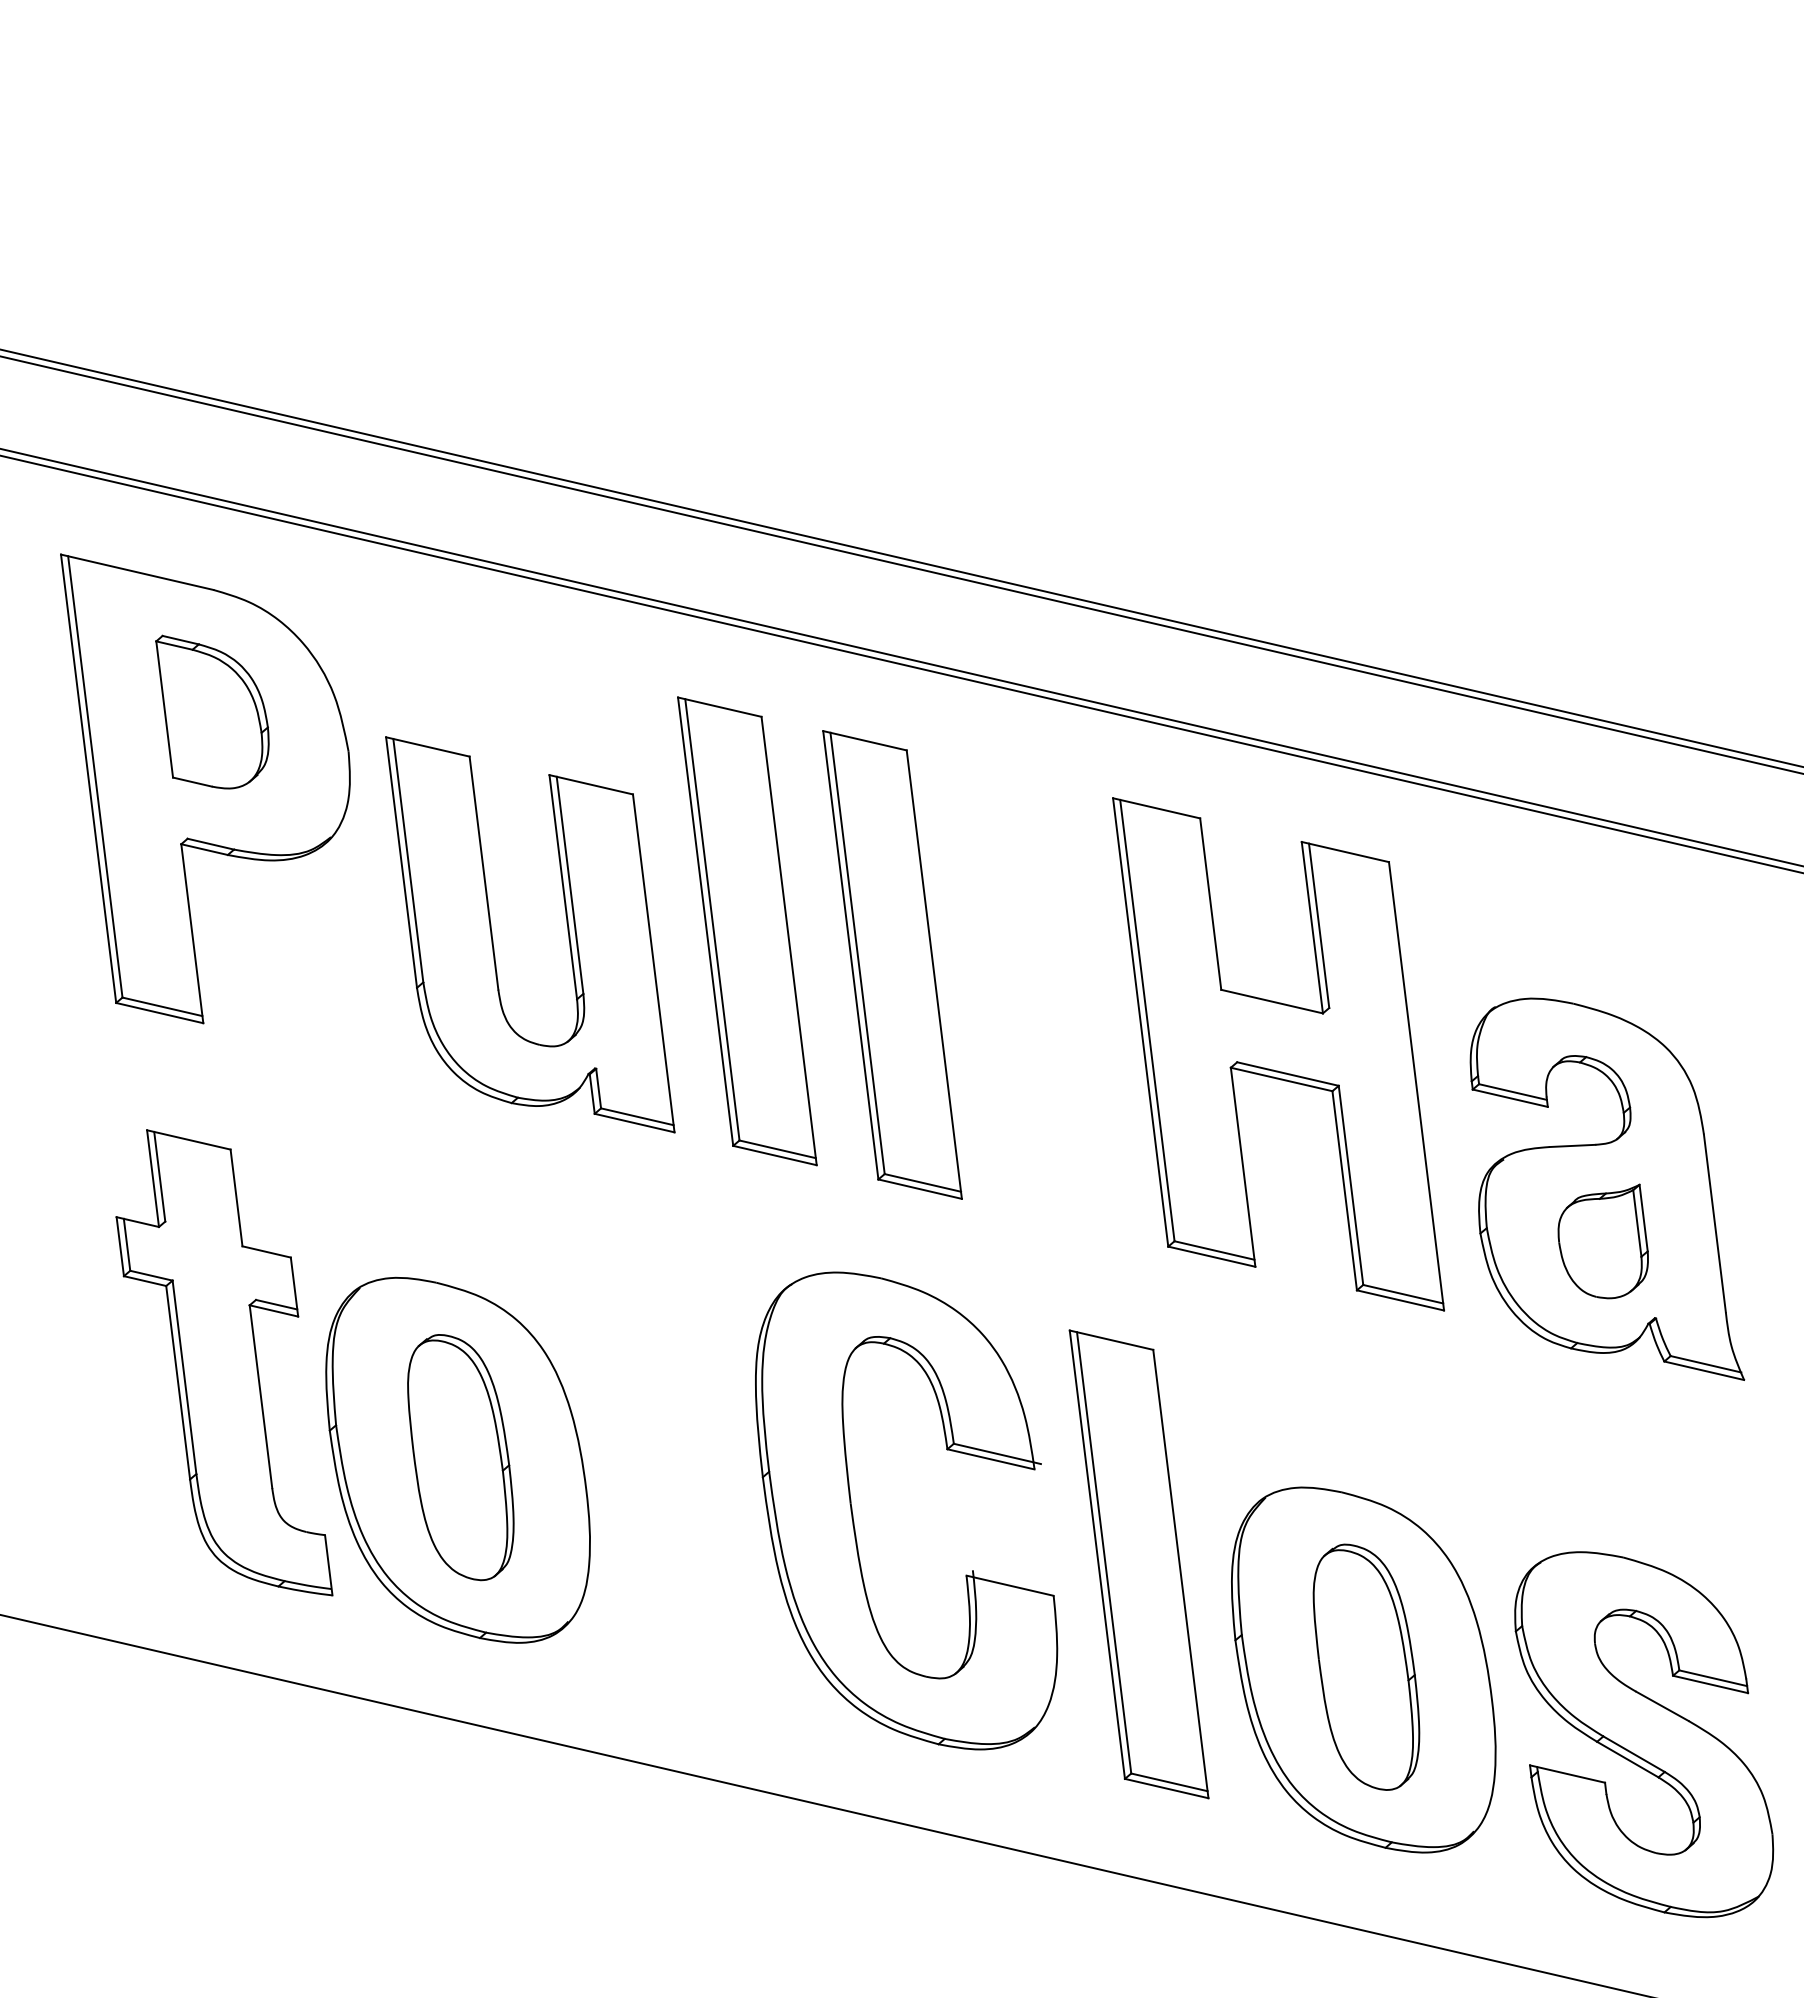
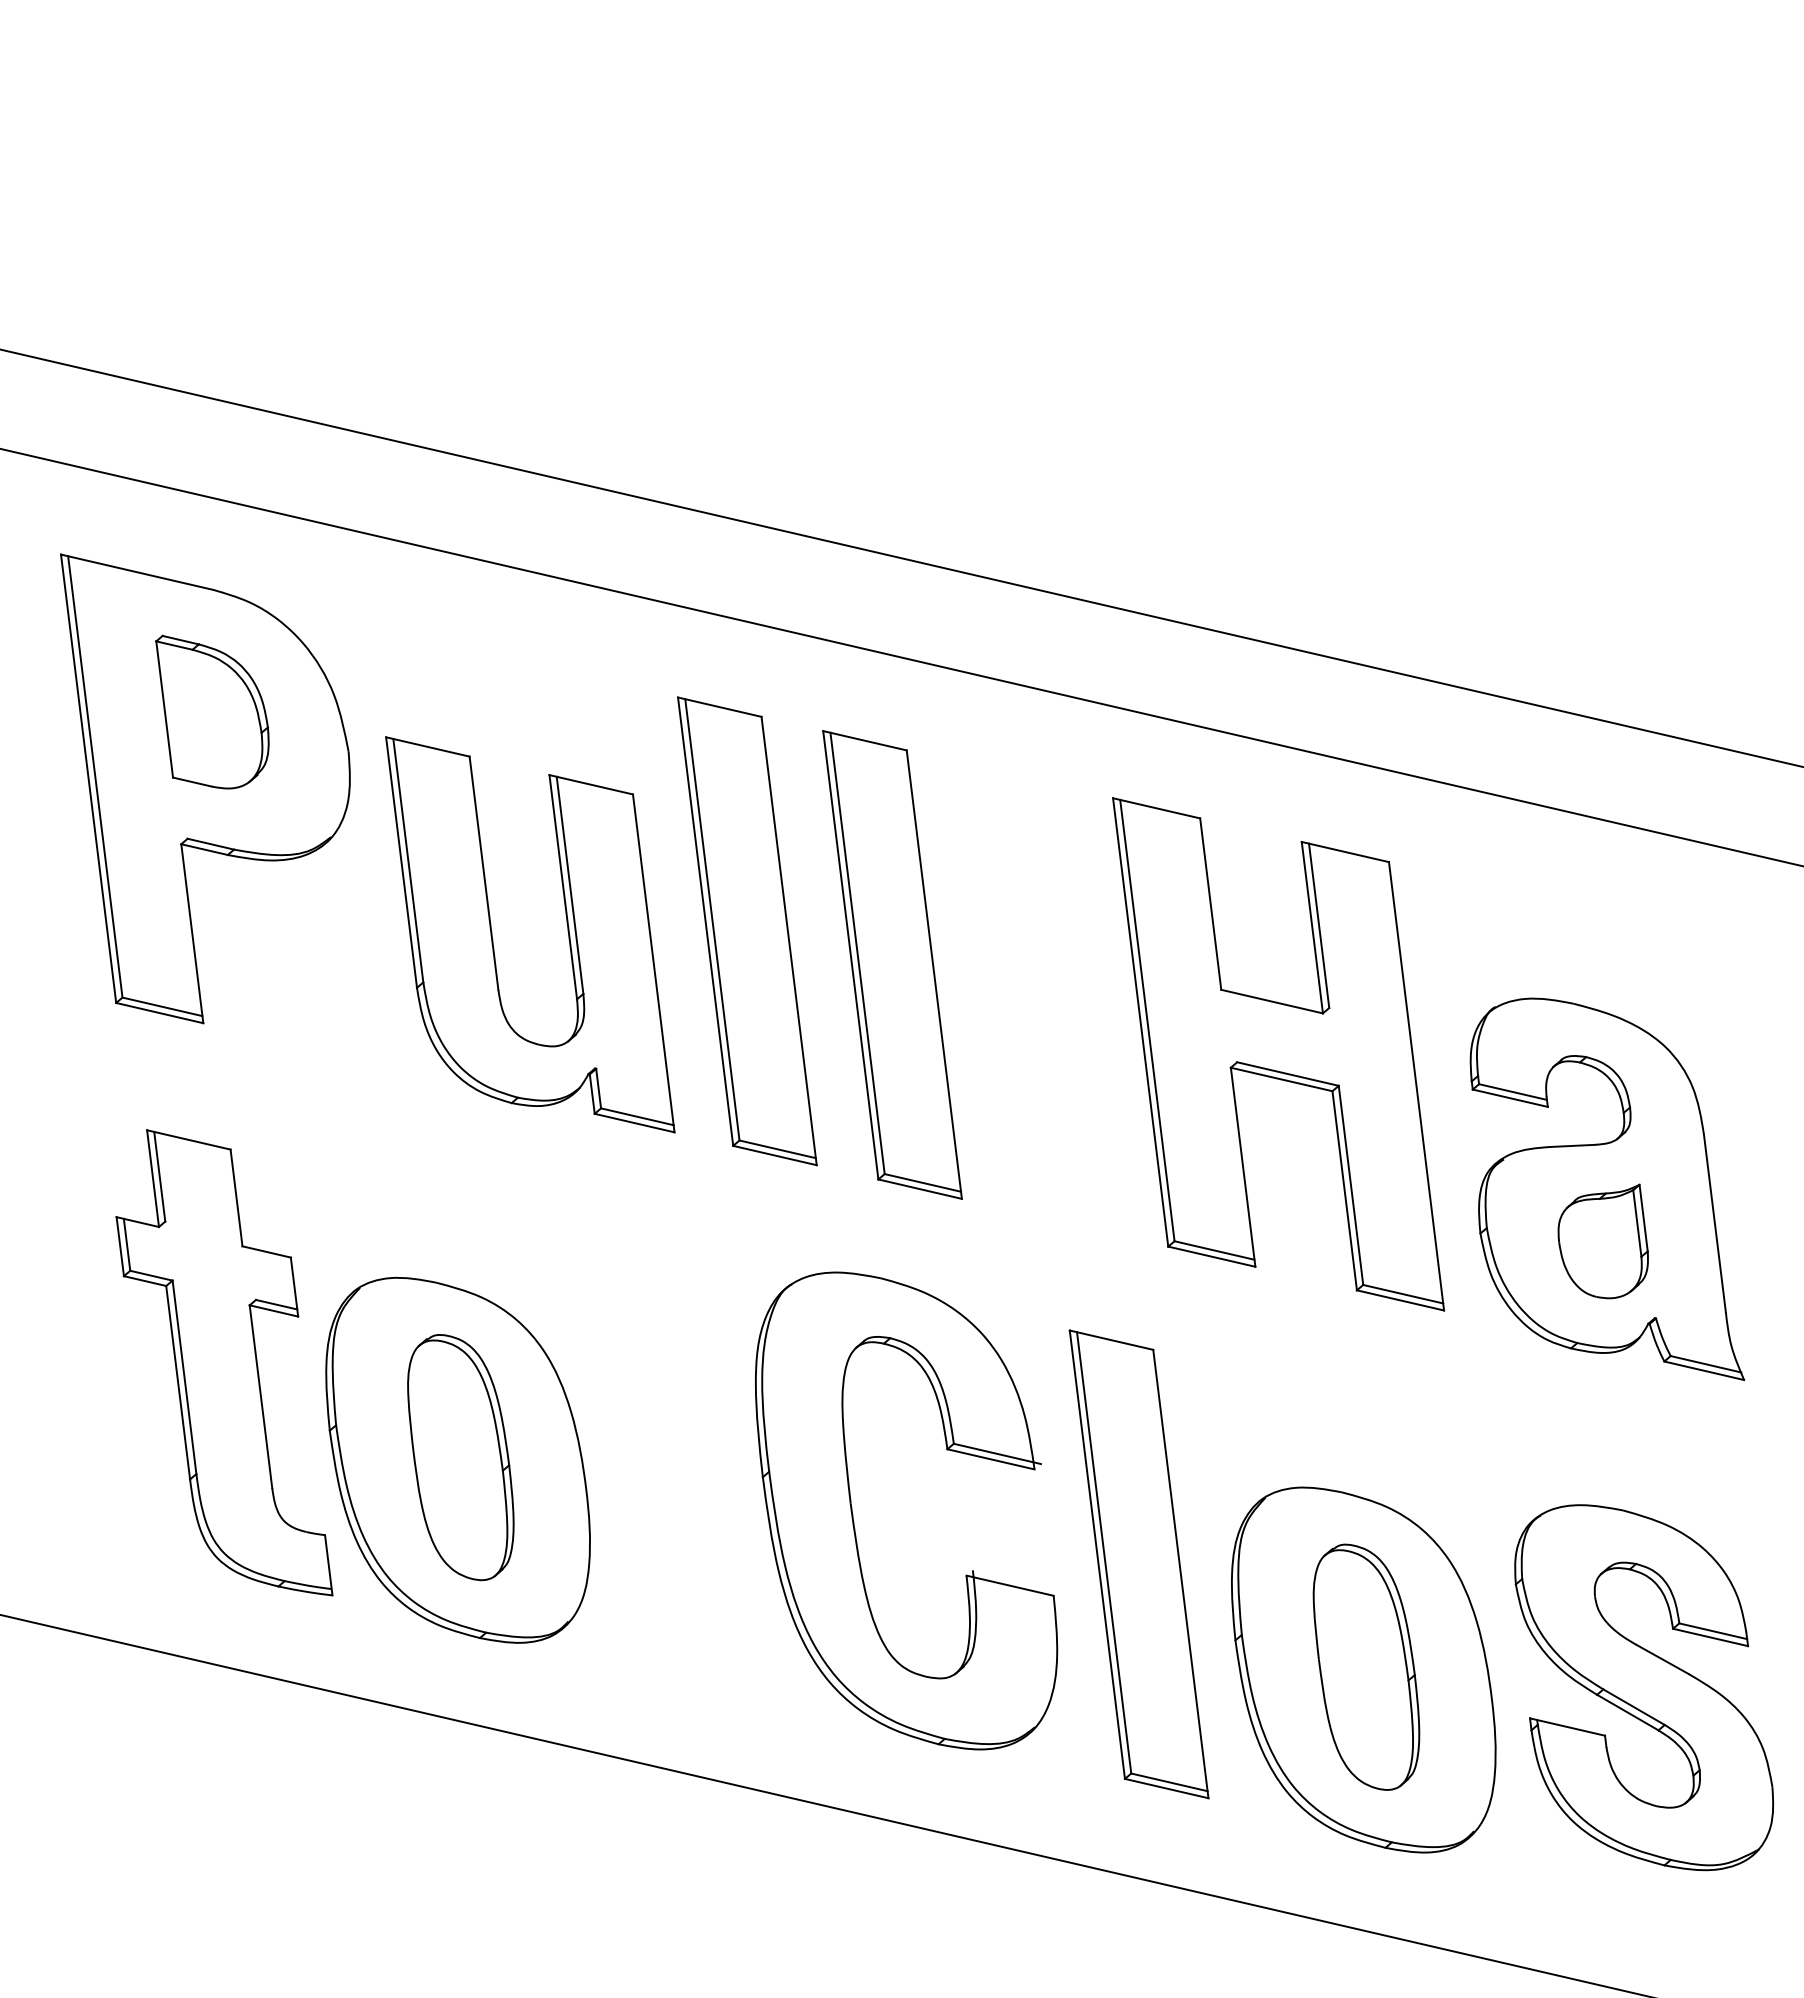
line: present -> none (901, 564)
line: present -> none (901, 664)
part position: (1644, 1734) -> (1644, 1687) (1644, 1687)
